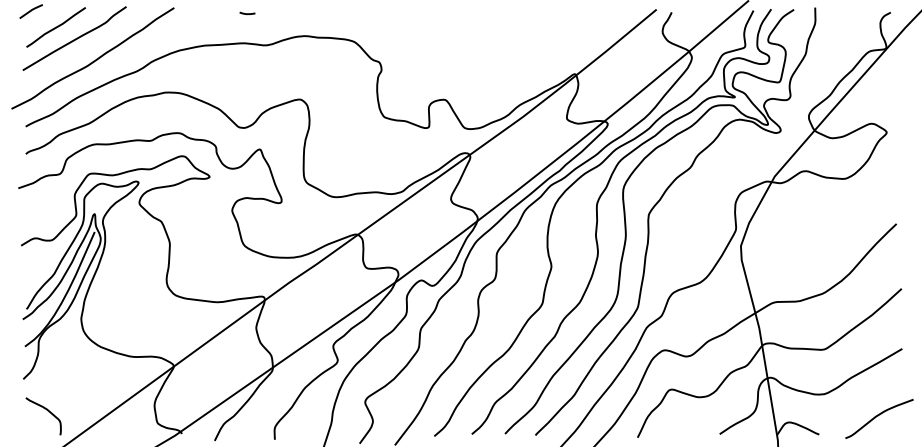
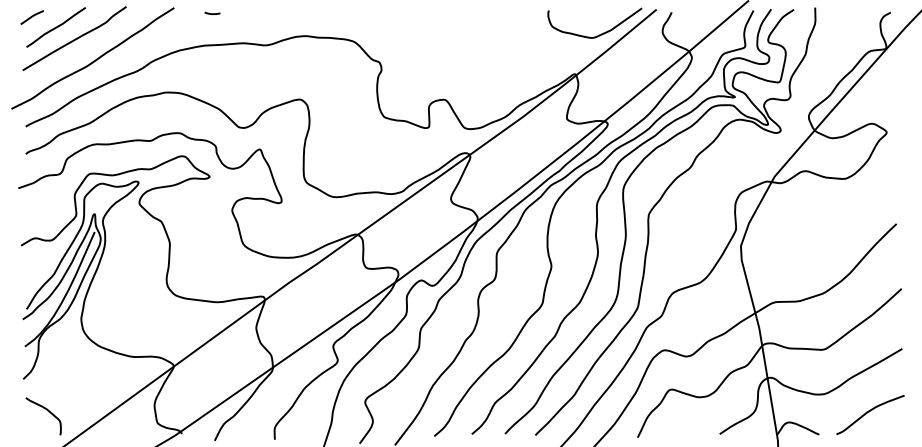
line position: (30, 11) -> (31, 17) (31, 17)
line position: (247, 13) -> (212, 13) (212, 13)
curve: none -> present (599, 34)
curve position: (878, 416) -> (869, 412) (869, 412)
